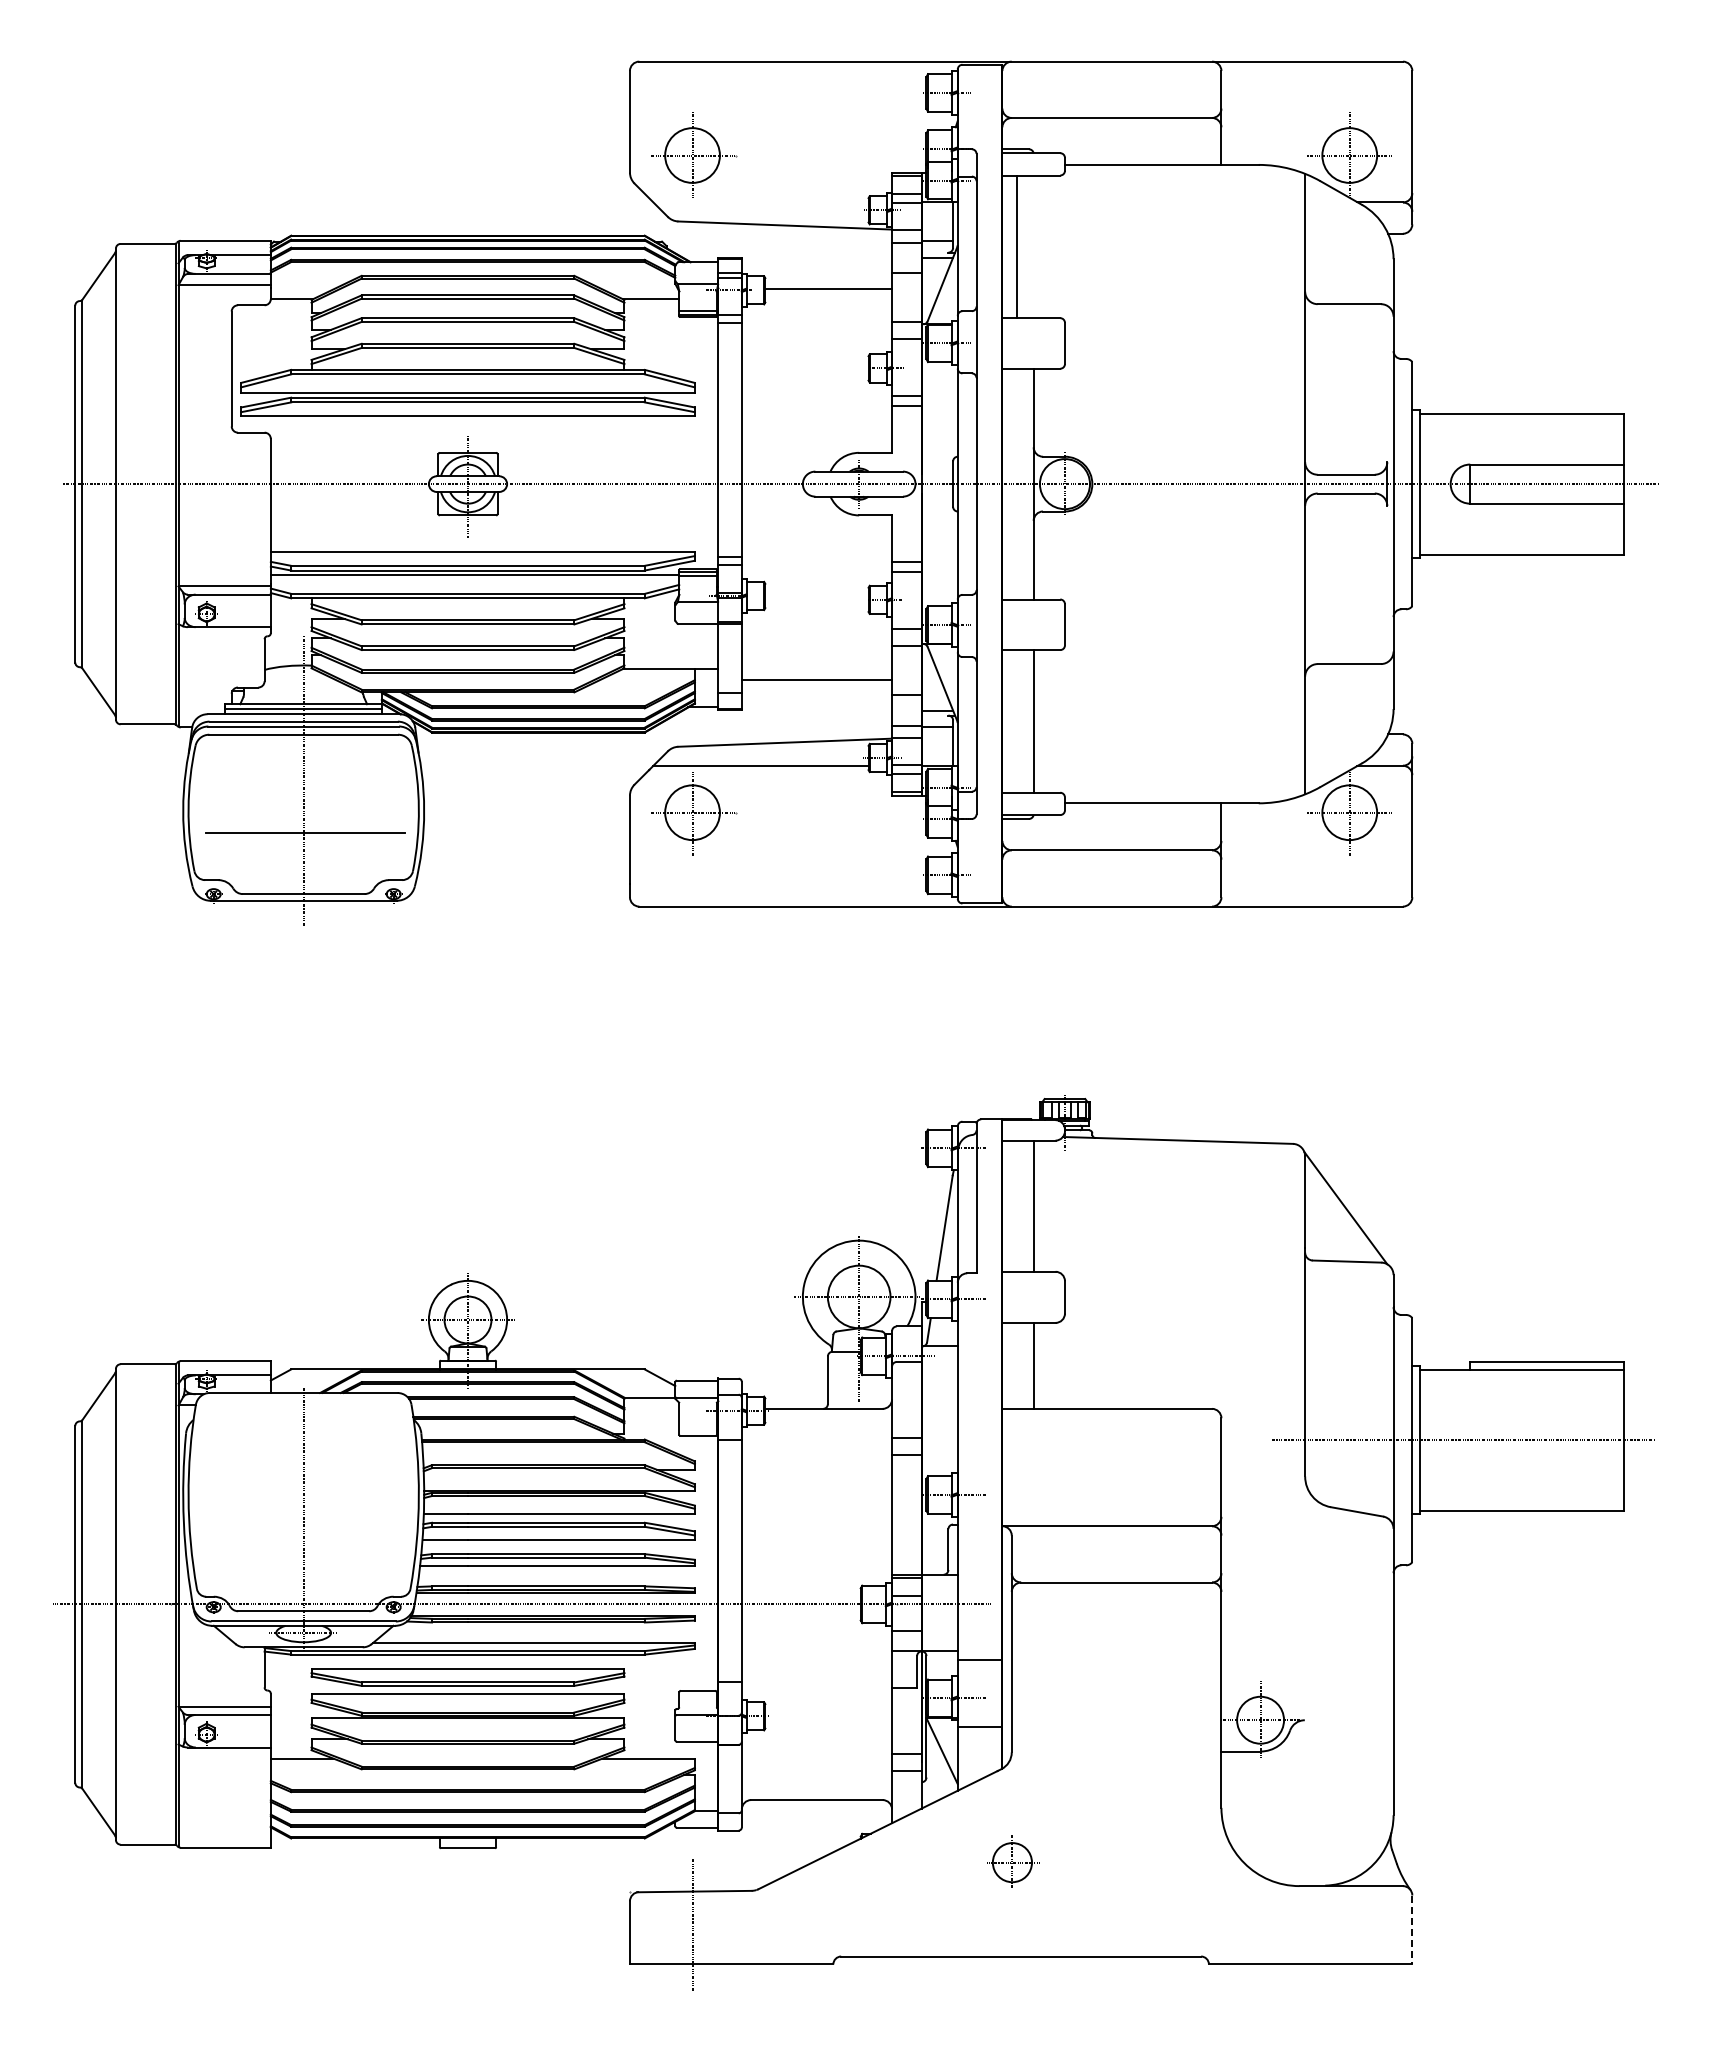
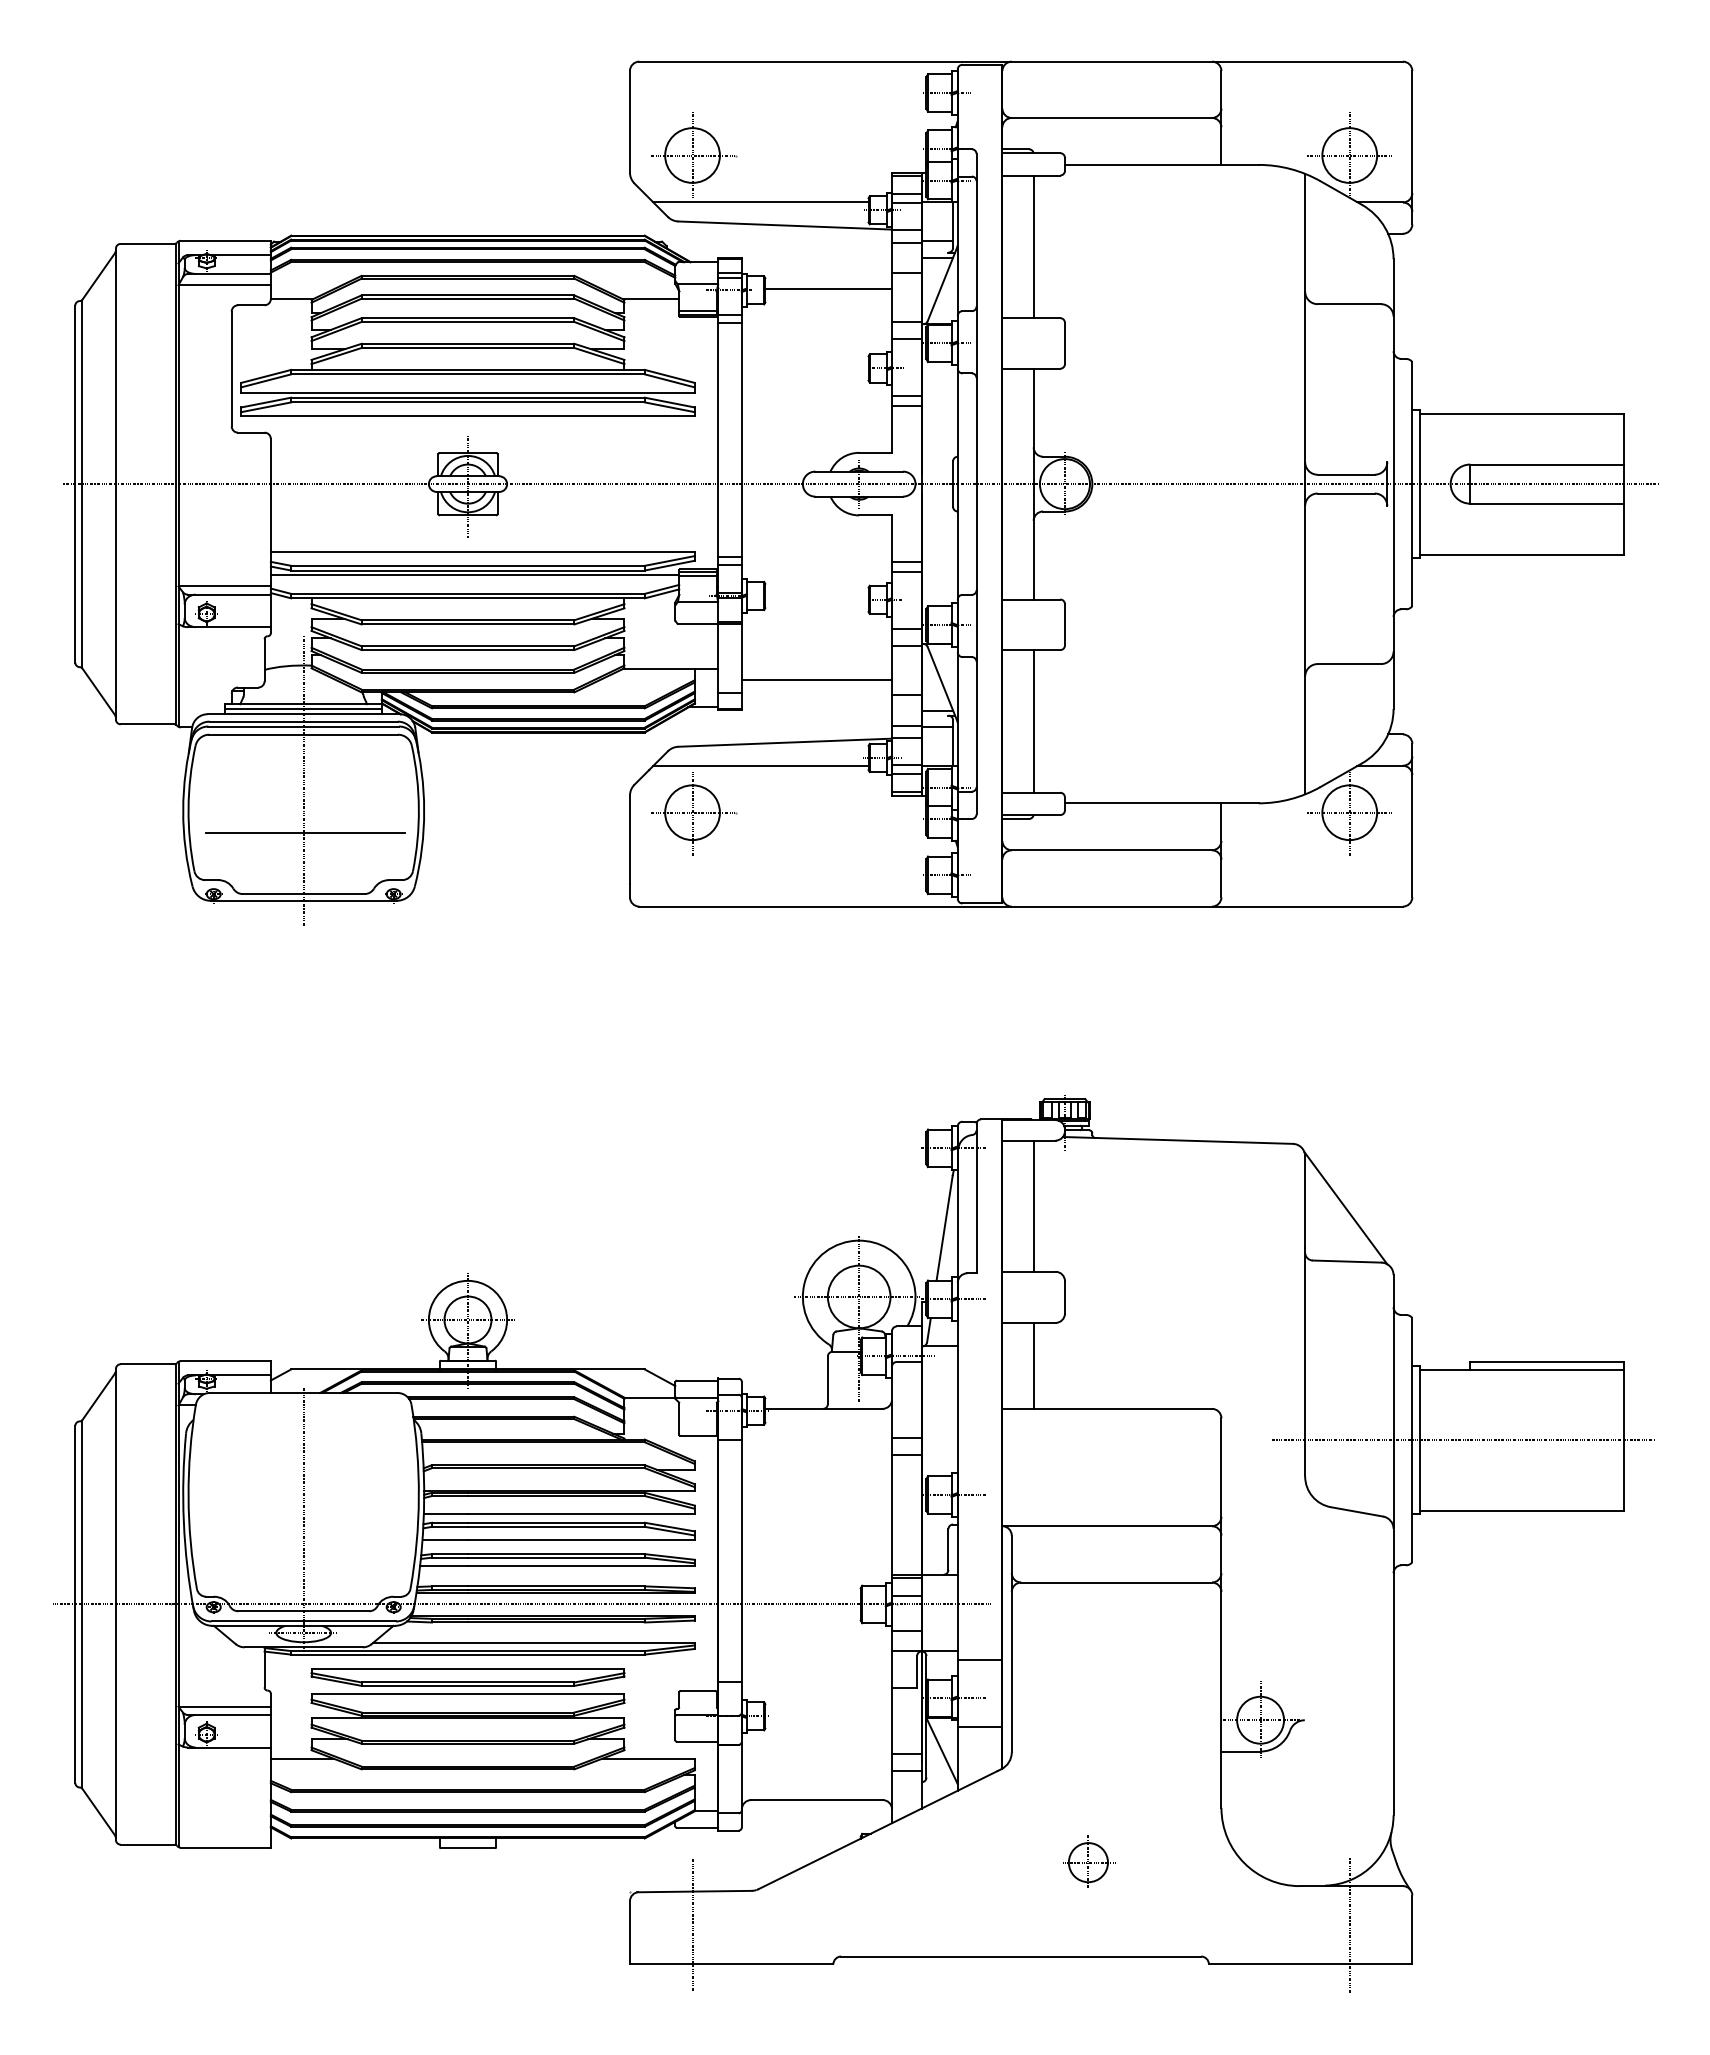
line: none -> present (760, 202)
line position: (1016, 246) -> (1033, 246) (1033, 246)
part position: (1013, 1861) -> (1089, 1861) (1089, 1861)
line: none -> present (1349, 1925)
line: dashed -> solid (1412, 1930)
